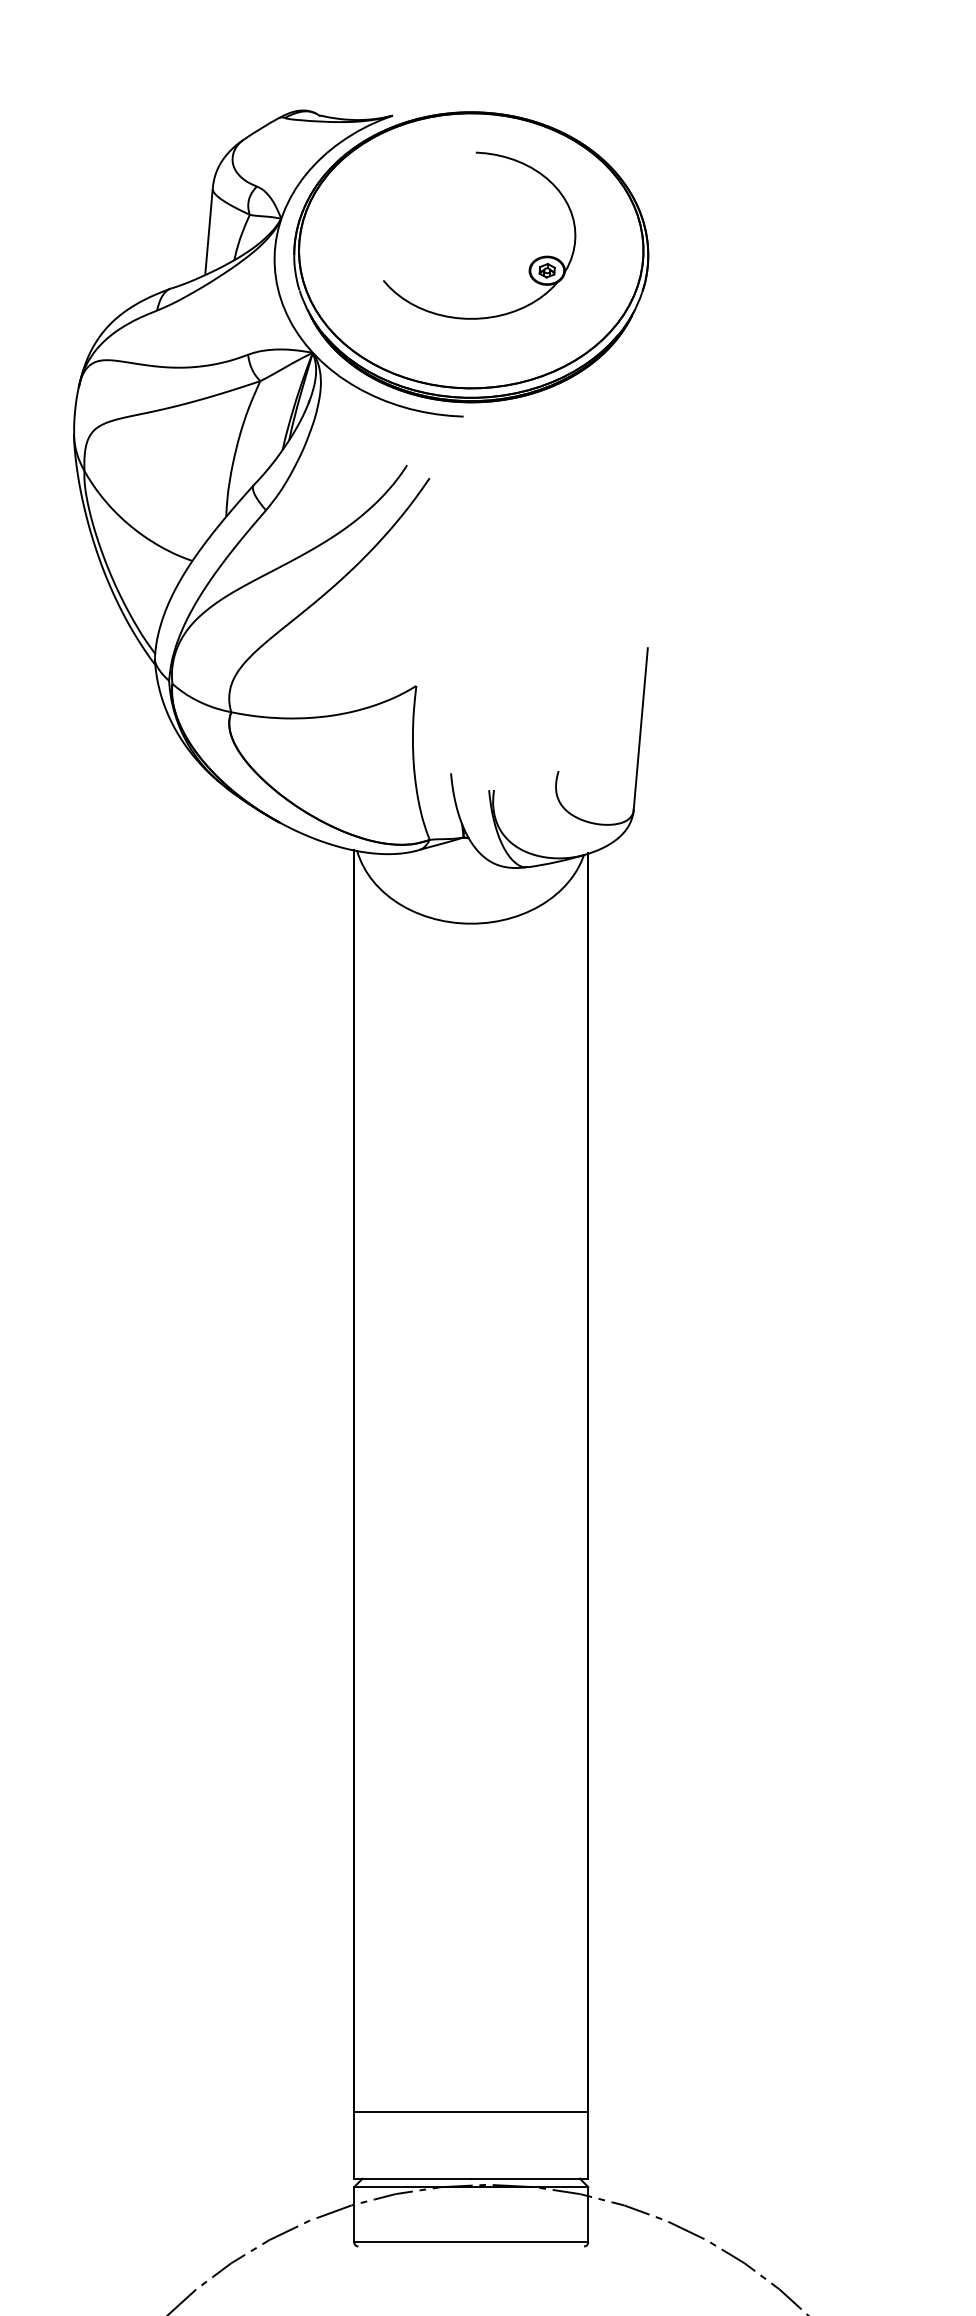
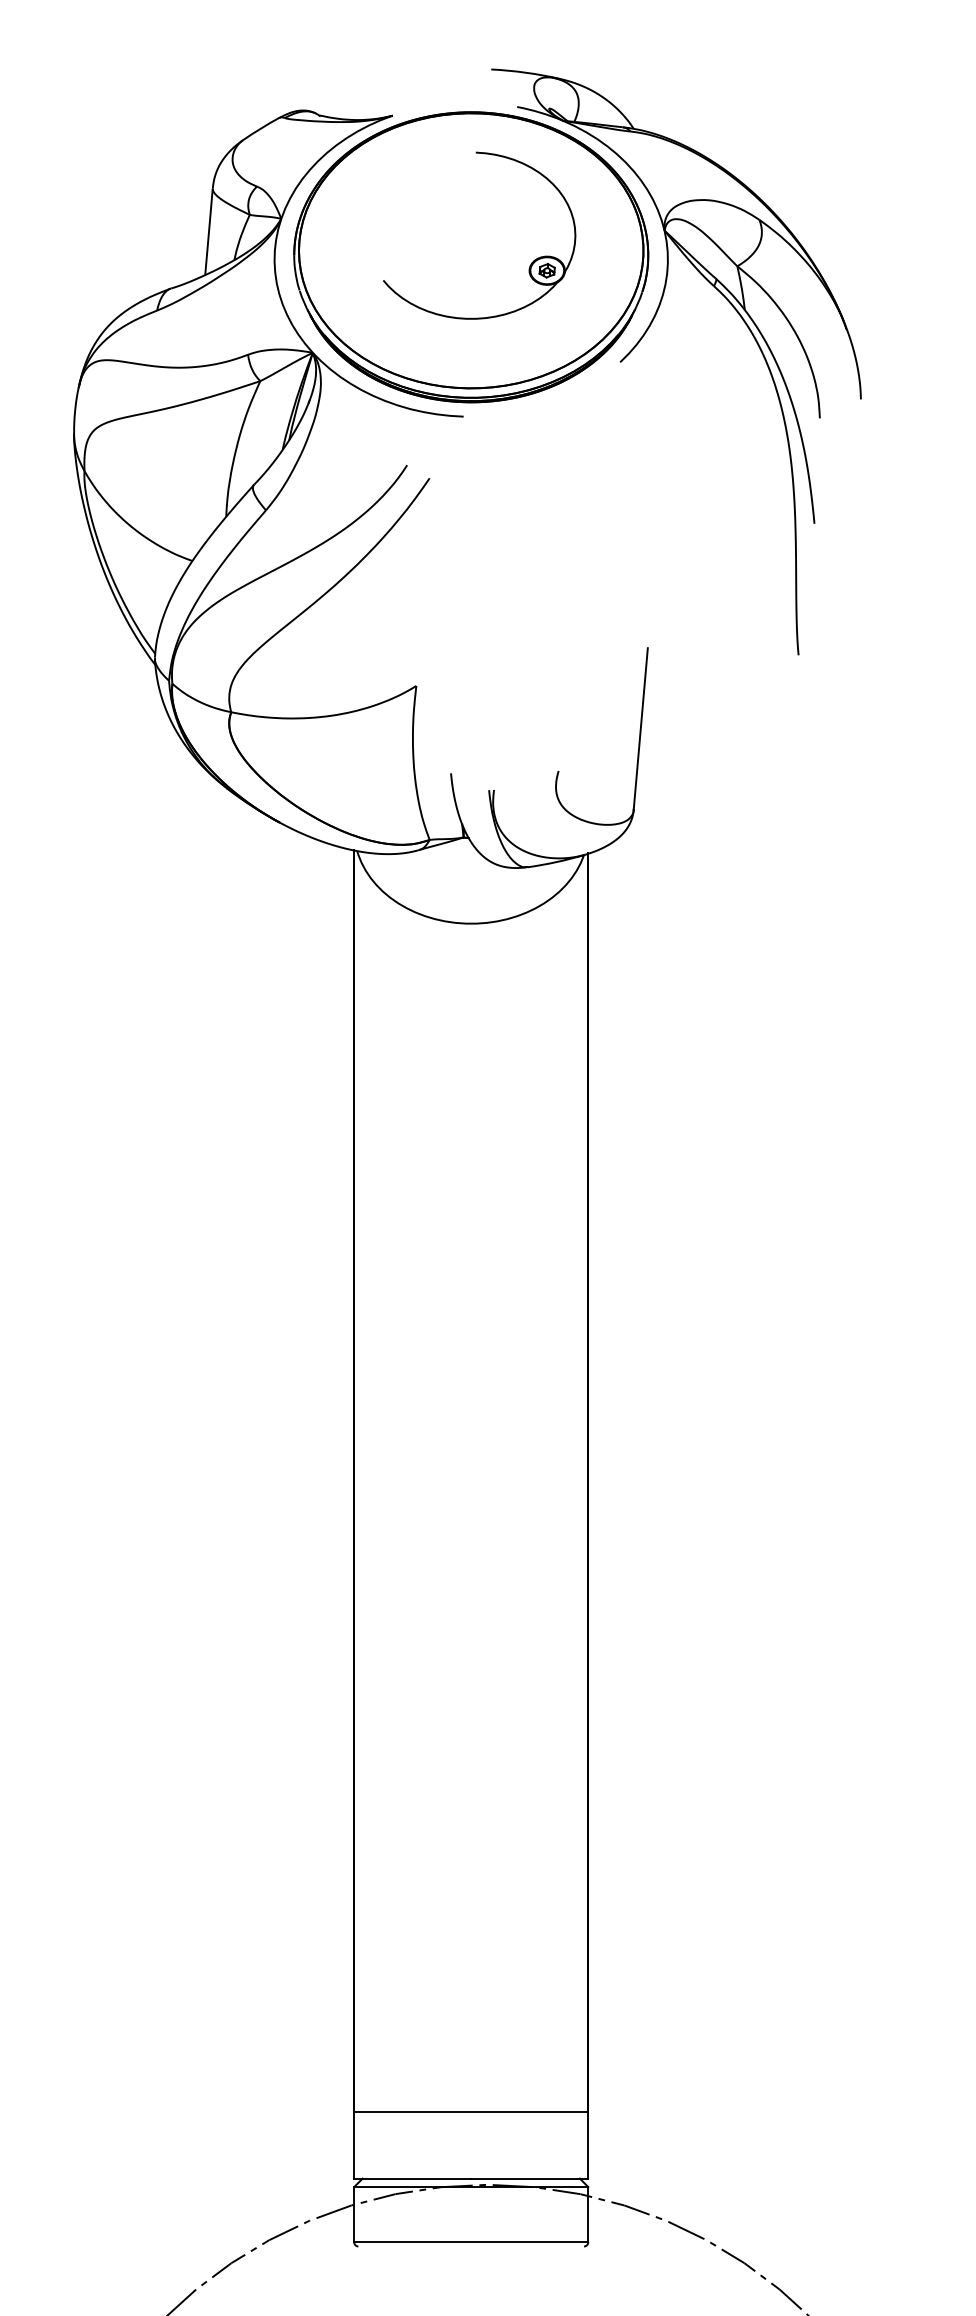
part: none -> present (643, 337)
